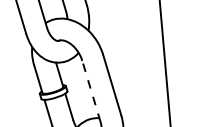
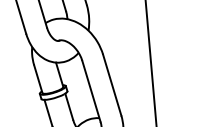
line position: (164, 62) -> (150, 62) (150, 62)
line: dashed -> solid (91, 91)
